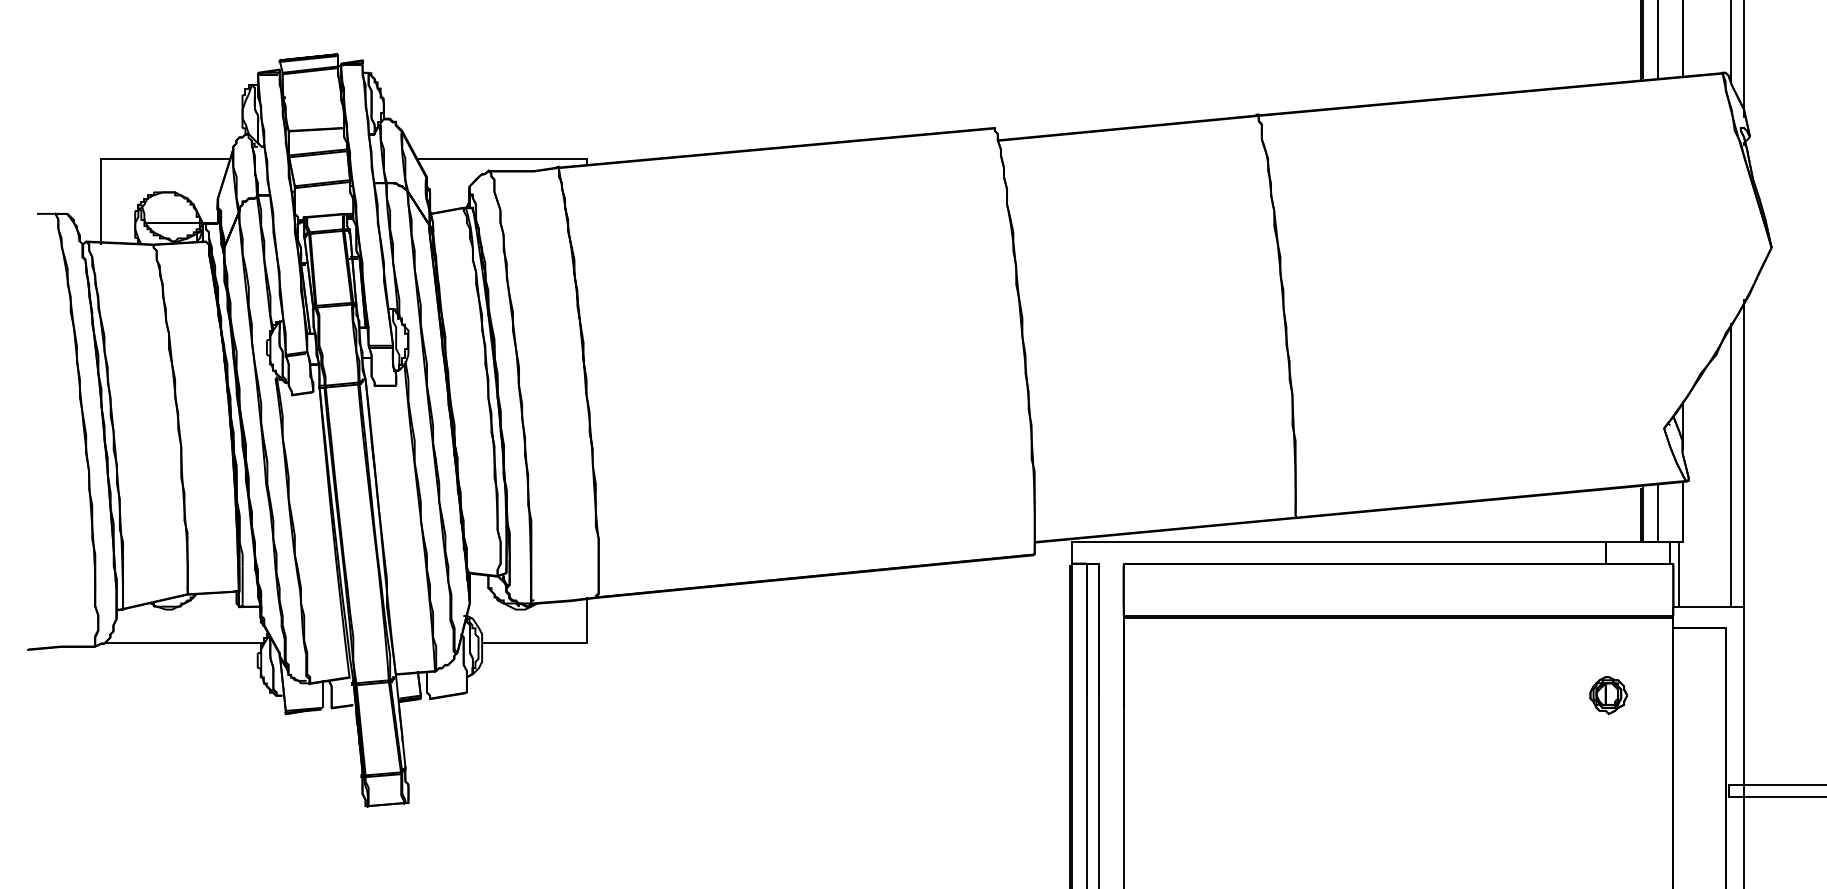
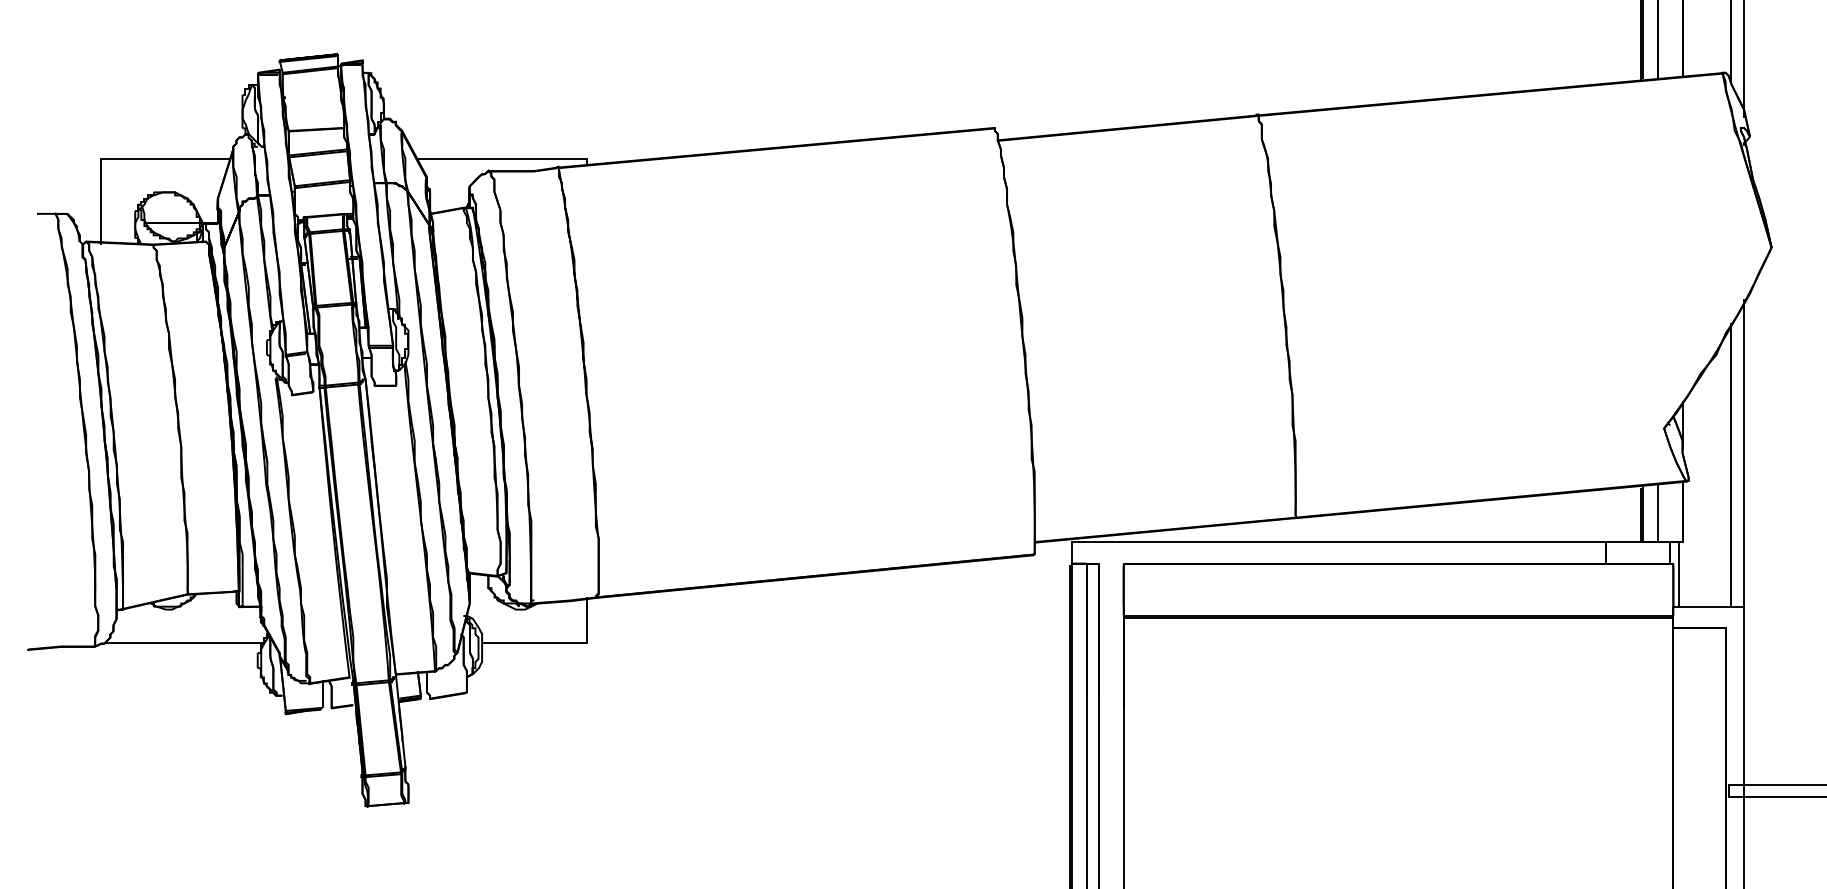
part: present -> none (1608, 695)
